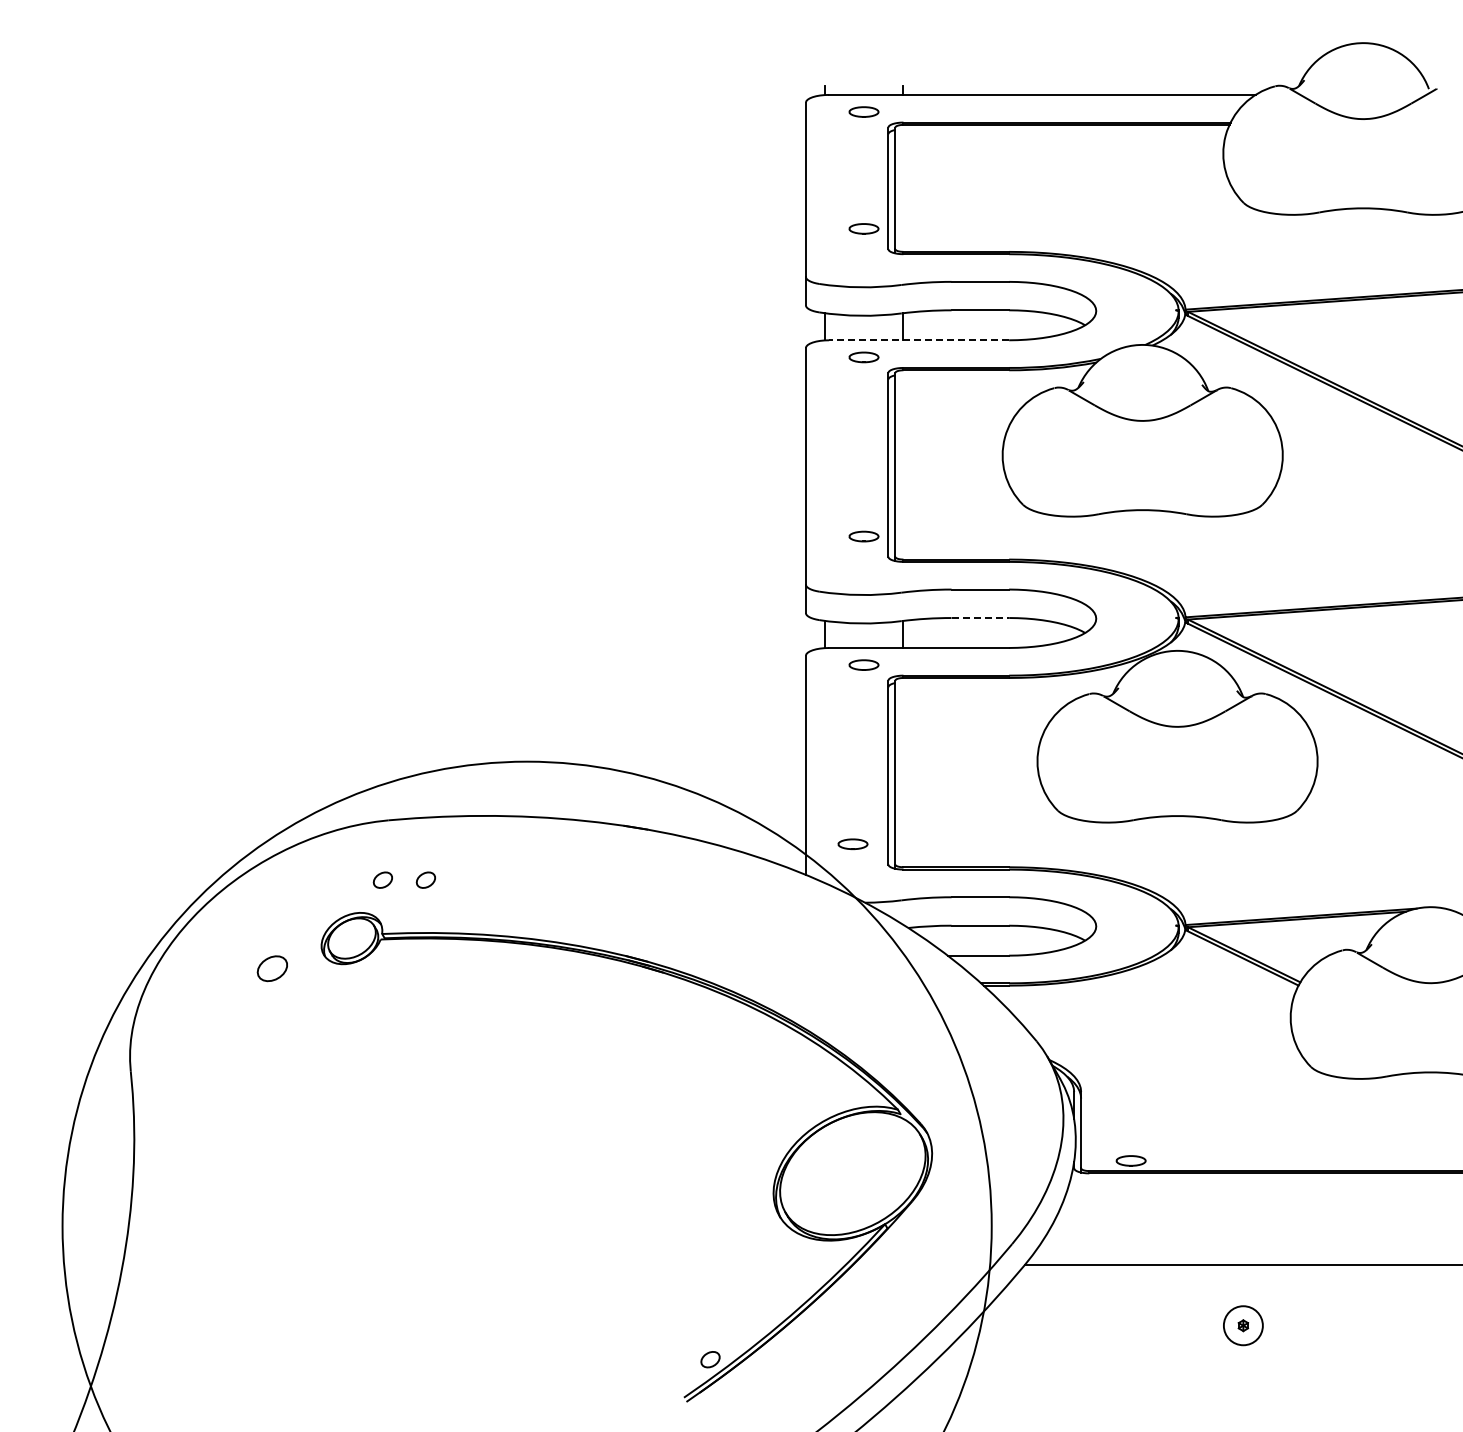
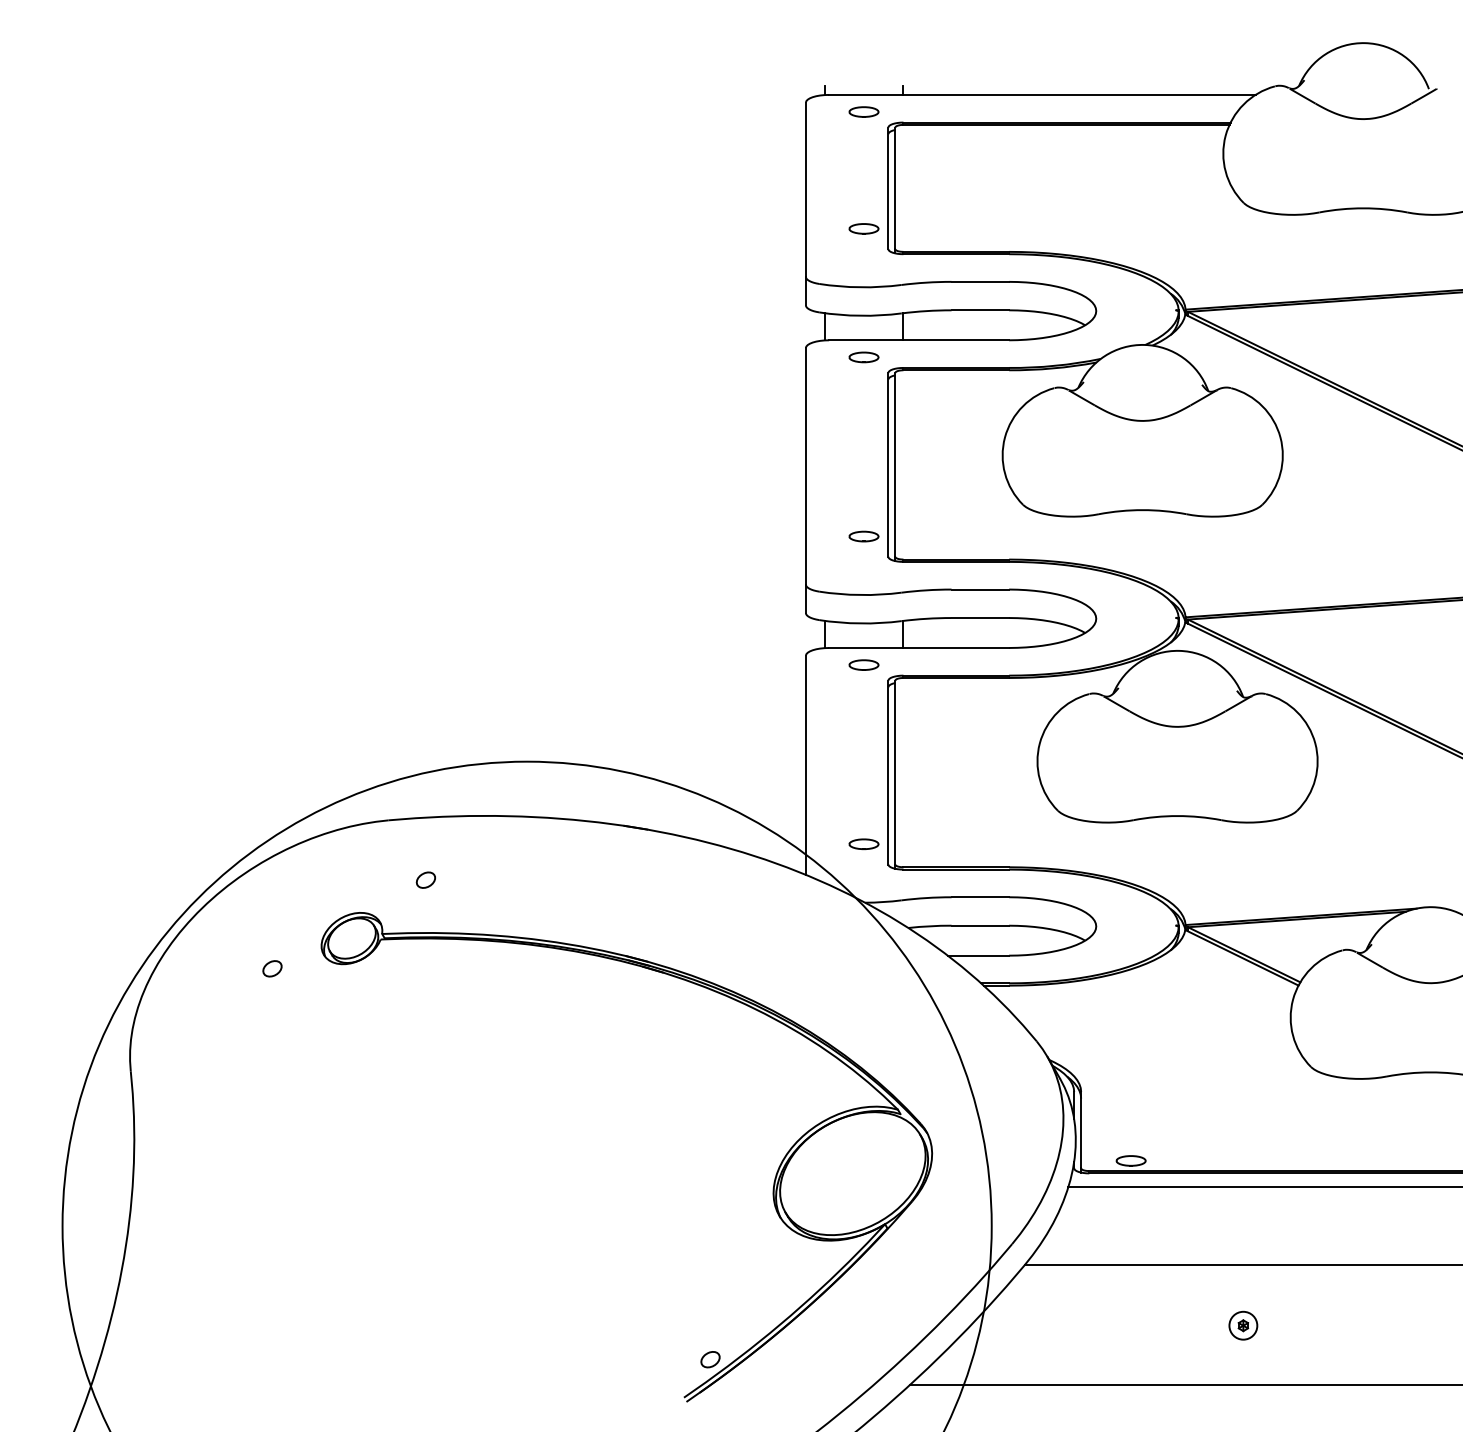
line: dashed -> solid (918, 340)
line: dashed -> solid (980, 618)
part position: (852, 844) -> (863, 844) (863, 844)
part: present -> none (382, 879)
part size: 32x28 px -> 21x18 px (272, 968)
line: none -> present (1263, 1187)
circle diameter: 39 px -> 28 px (1243, 1325)
line: none -> present (1184, 1385)
